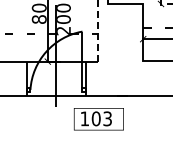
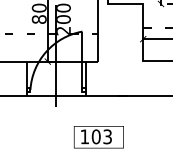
line: dashed -> solid (98, 30)
text position: (98, 119) -> (98, 137) (98, 137)
